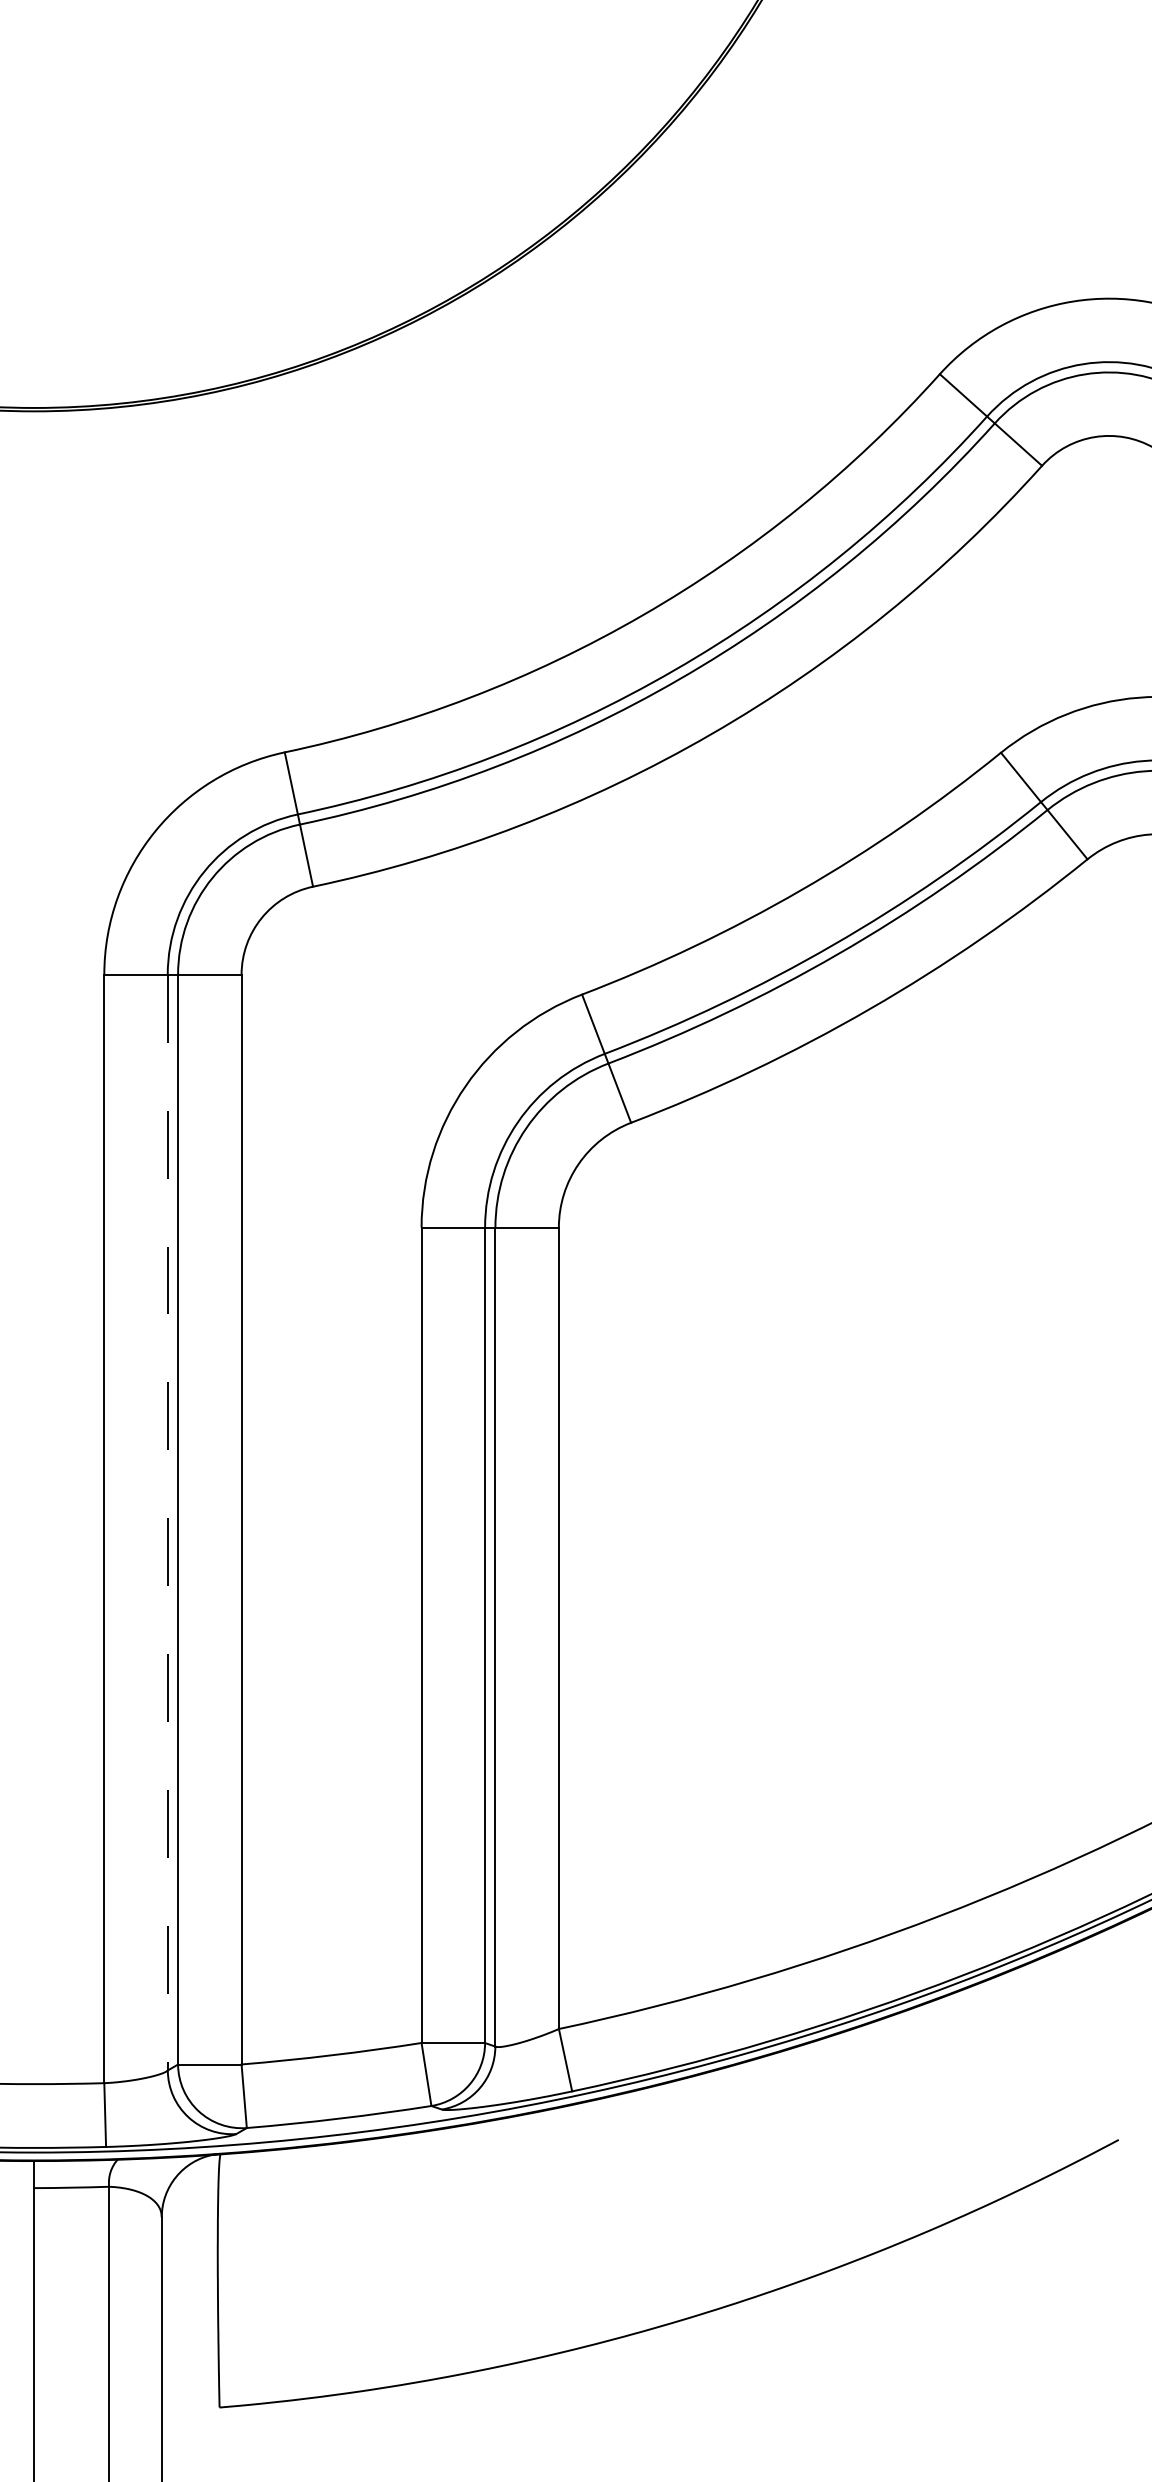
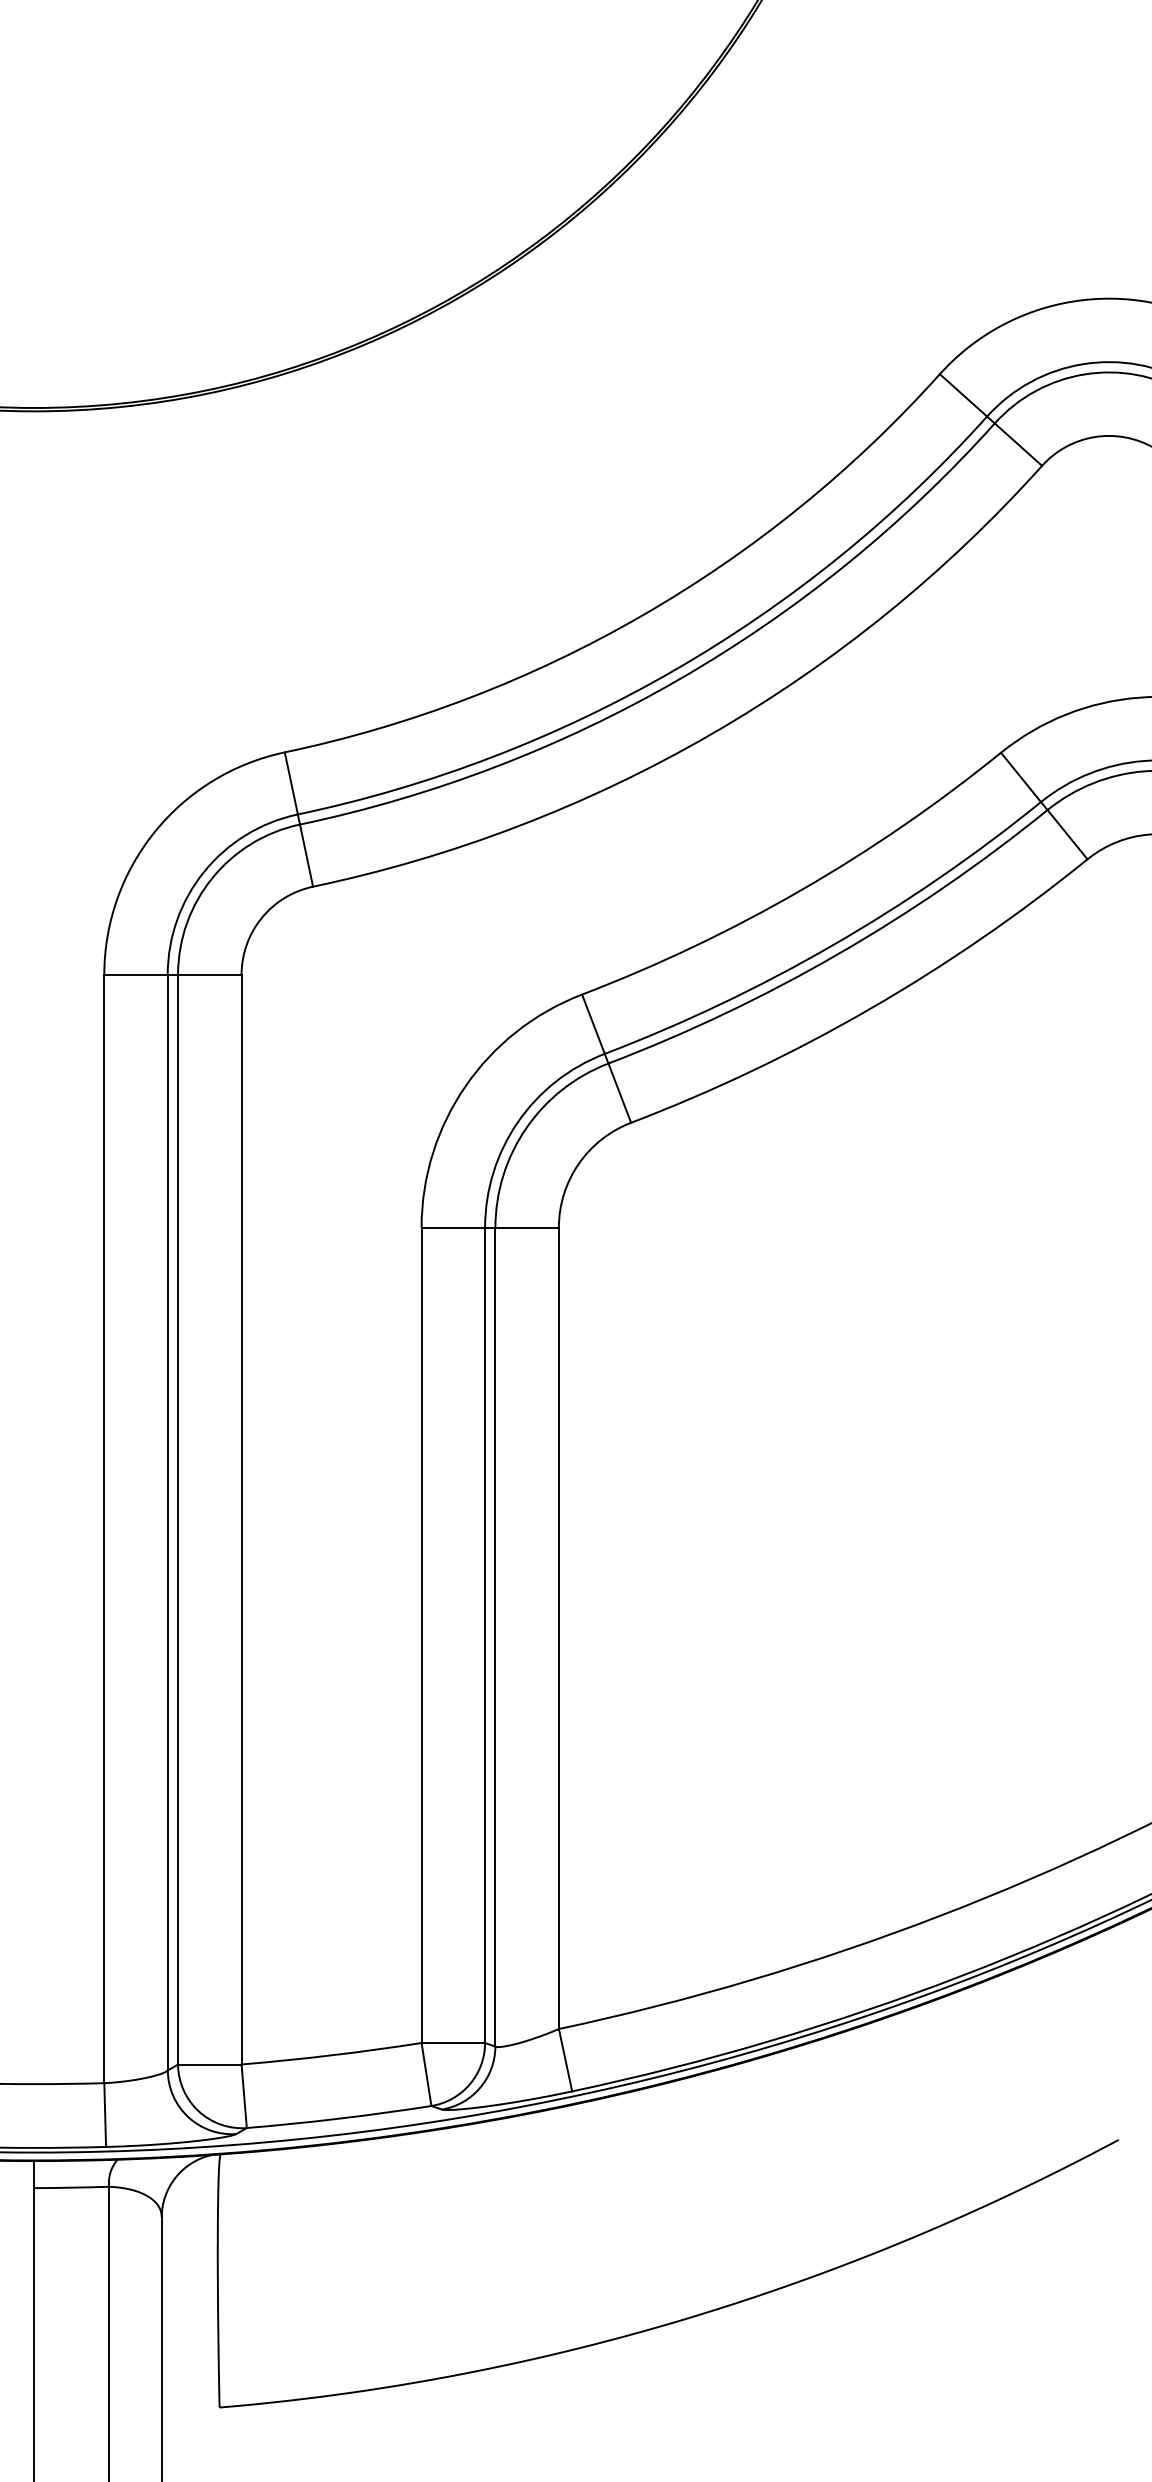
line: dashed -> solid (167, 1522)
